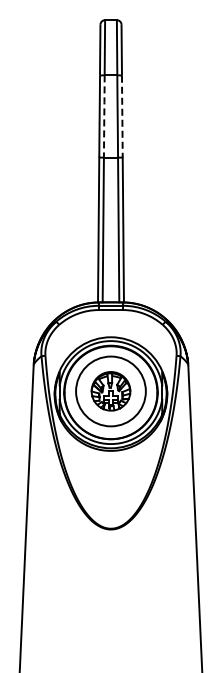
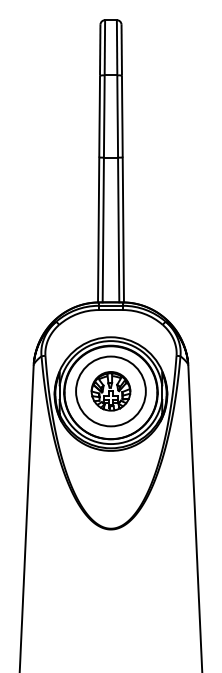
line: dashed -> solid (104, 116)
line: dashed -> solid (122, 116)
